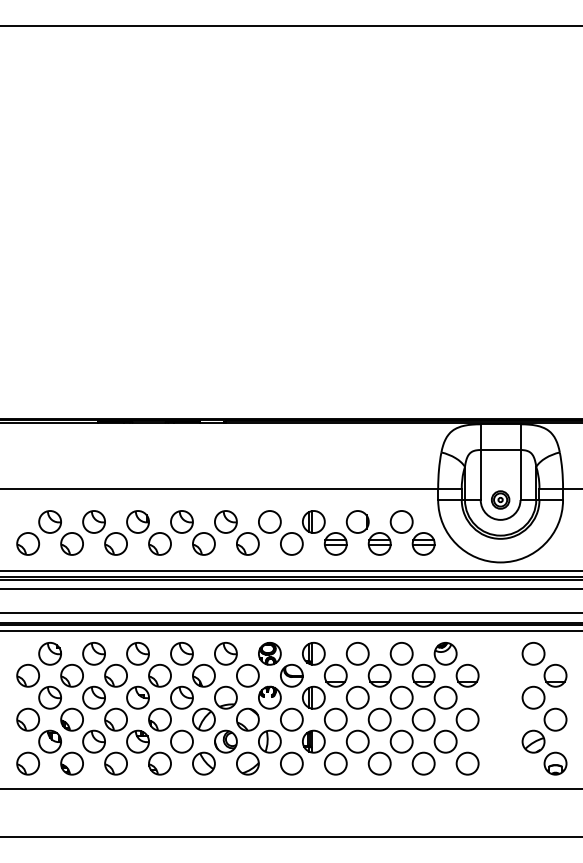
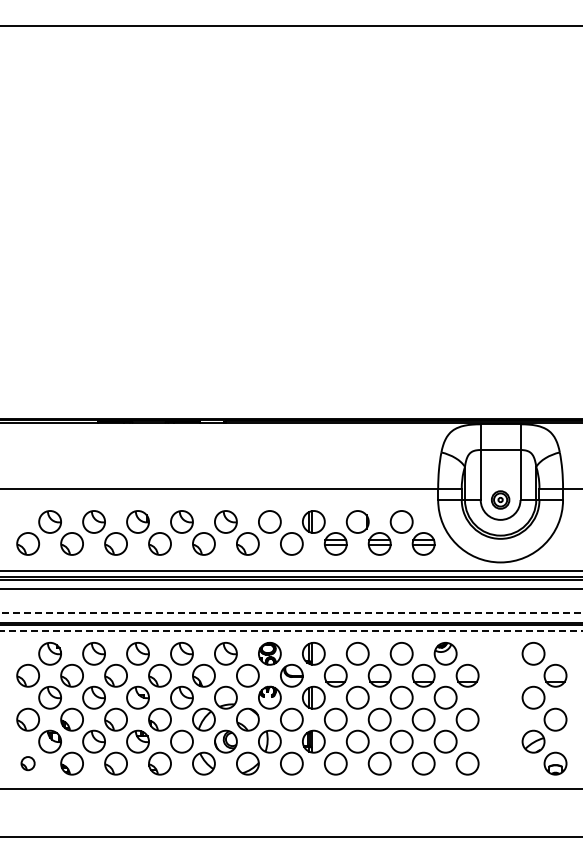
line: solid -> dashed (291, 613)
line: solid -> dashed (291, 631)
part size: 24x25 px -> 16x16 px (27, 763)
